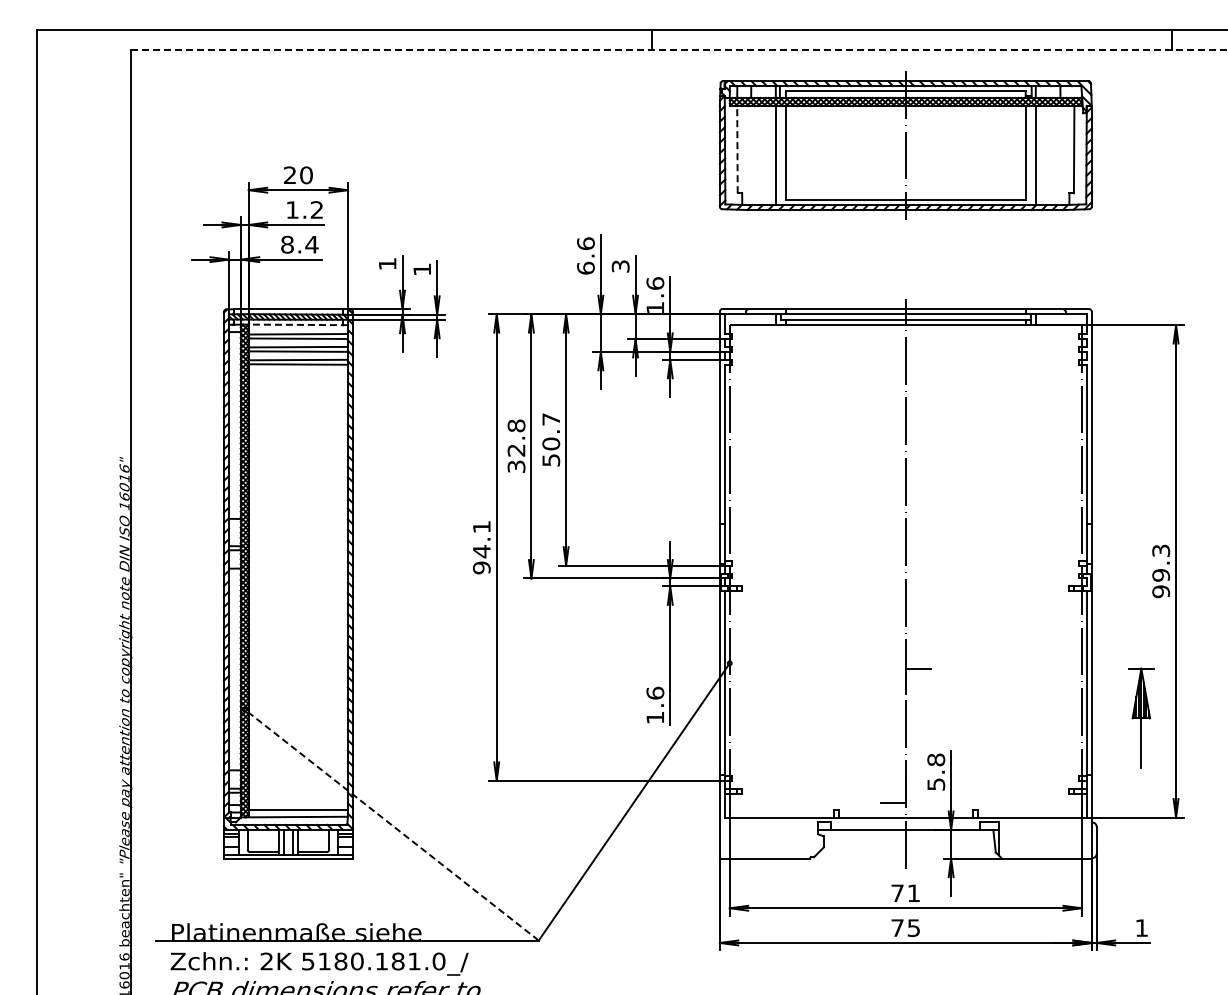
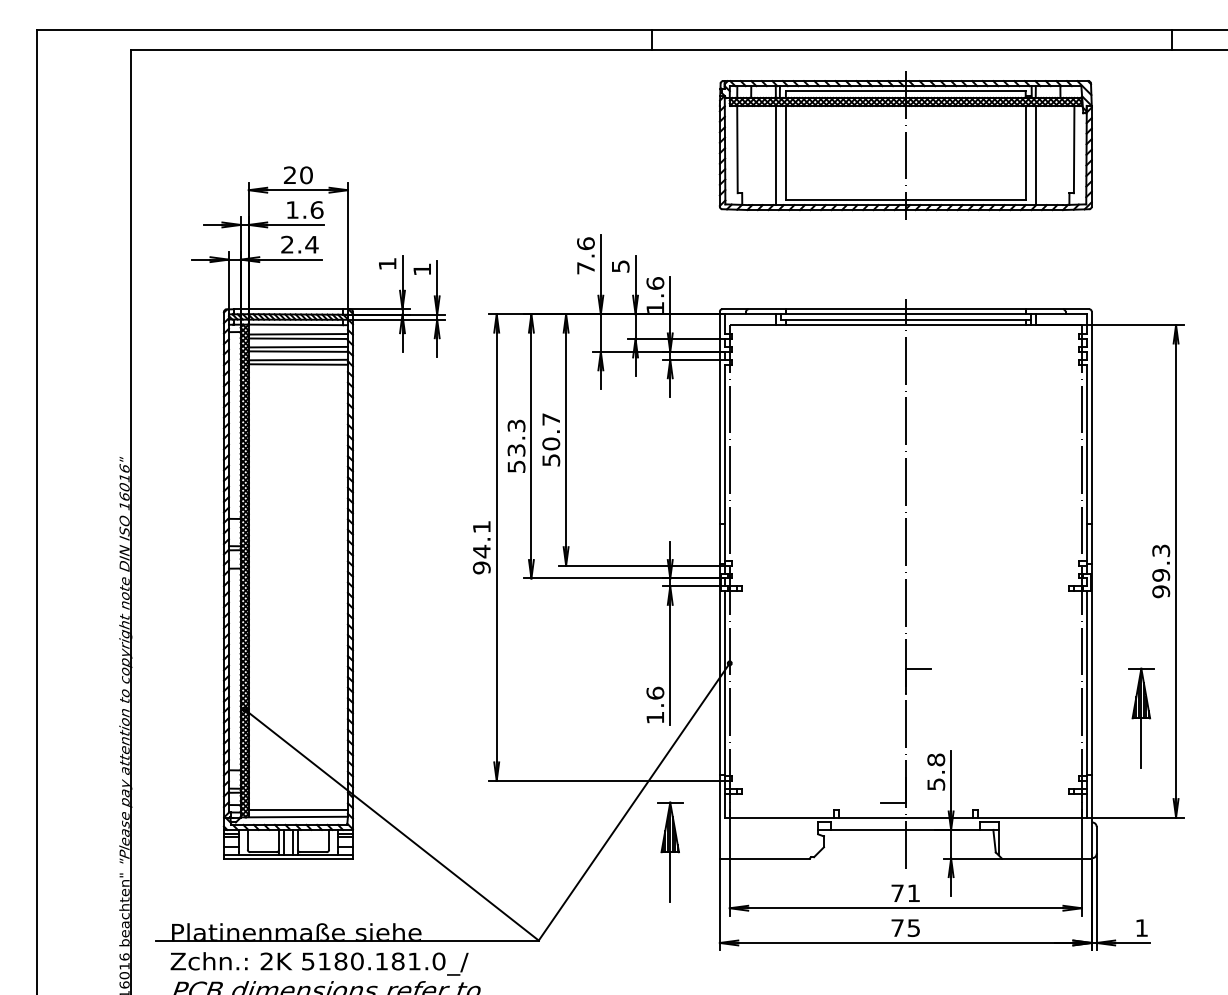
line: dashed -> solid (679, 49)
line: dashed -> solid (737, 149)
text: 1.2 -> 1.6 (316, 209)
text: 8.4 -> 2.4 (287, 244)
text: 3 -> 5 (619, 266)
text: 6.6 -> 7.6 (585, 267)
line: dashed -> solid (298, 324)
text: 32.8 -> 53.3 (516, 445)
line: dashed -> solid (391, 824)
part: none -> present (670, 851)
